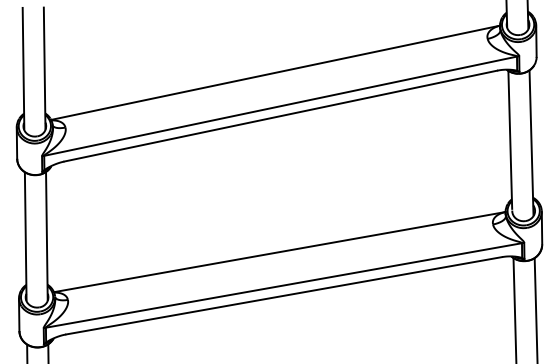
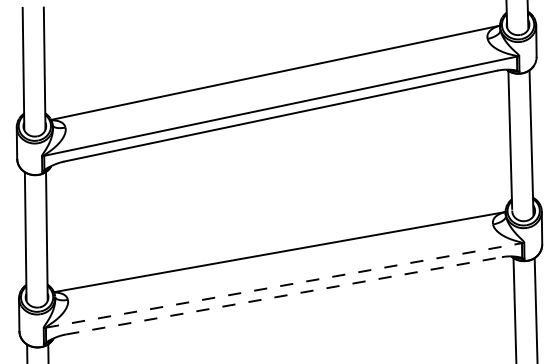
line: solid -> dashed (283, 285)
line: solid -> dashed (284, 295)
